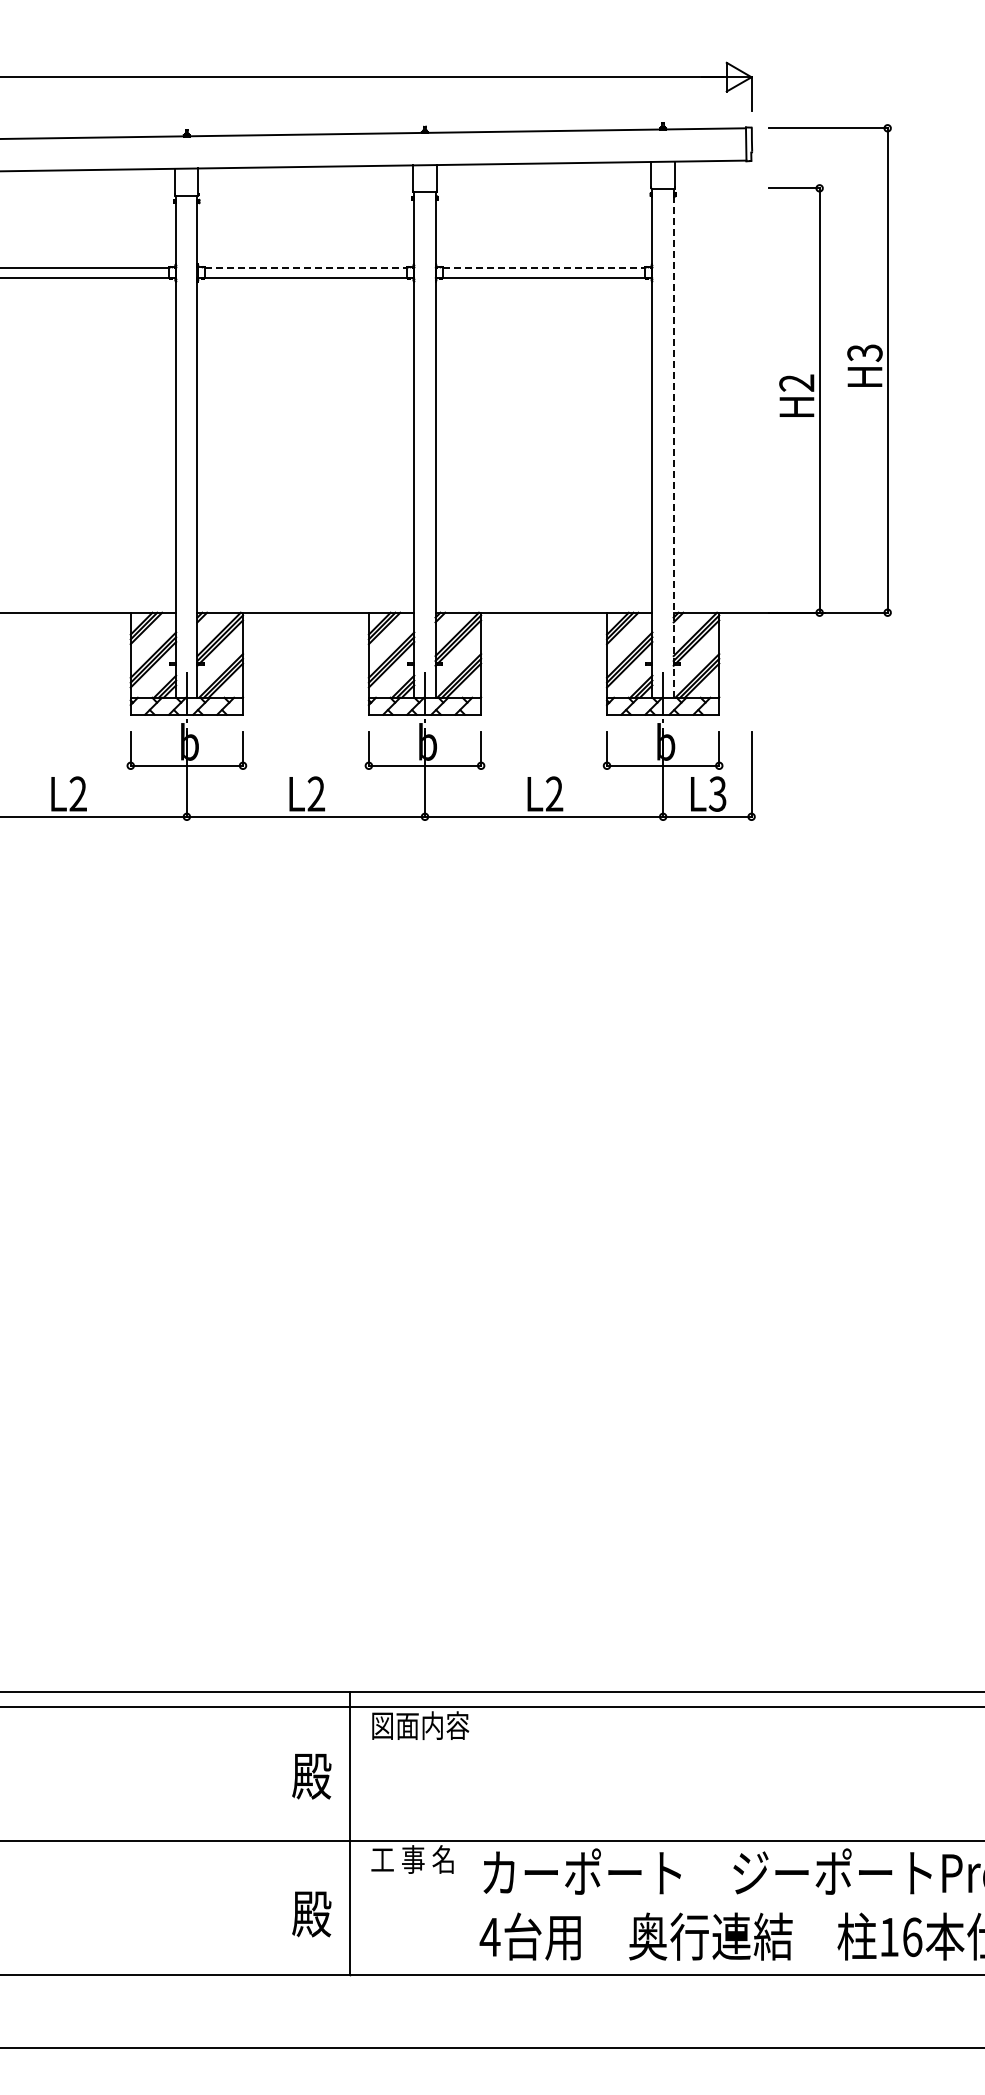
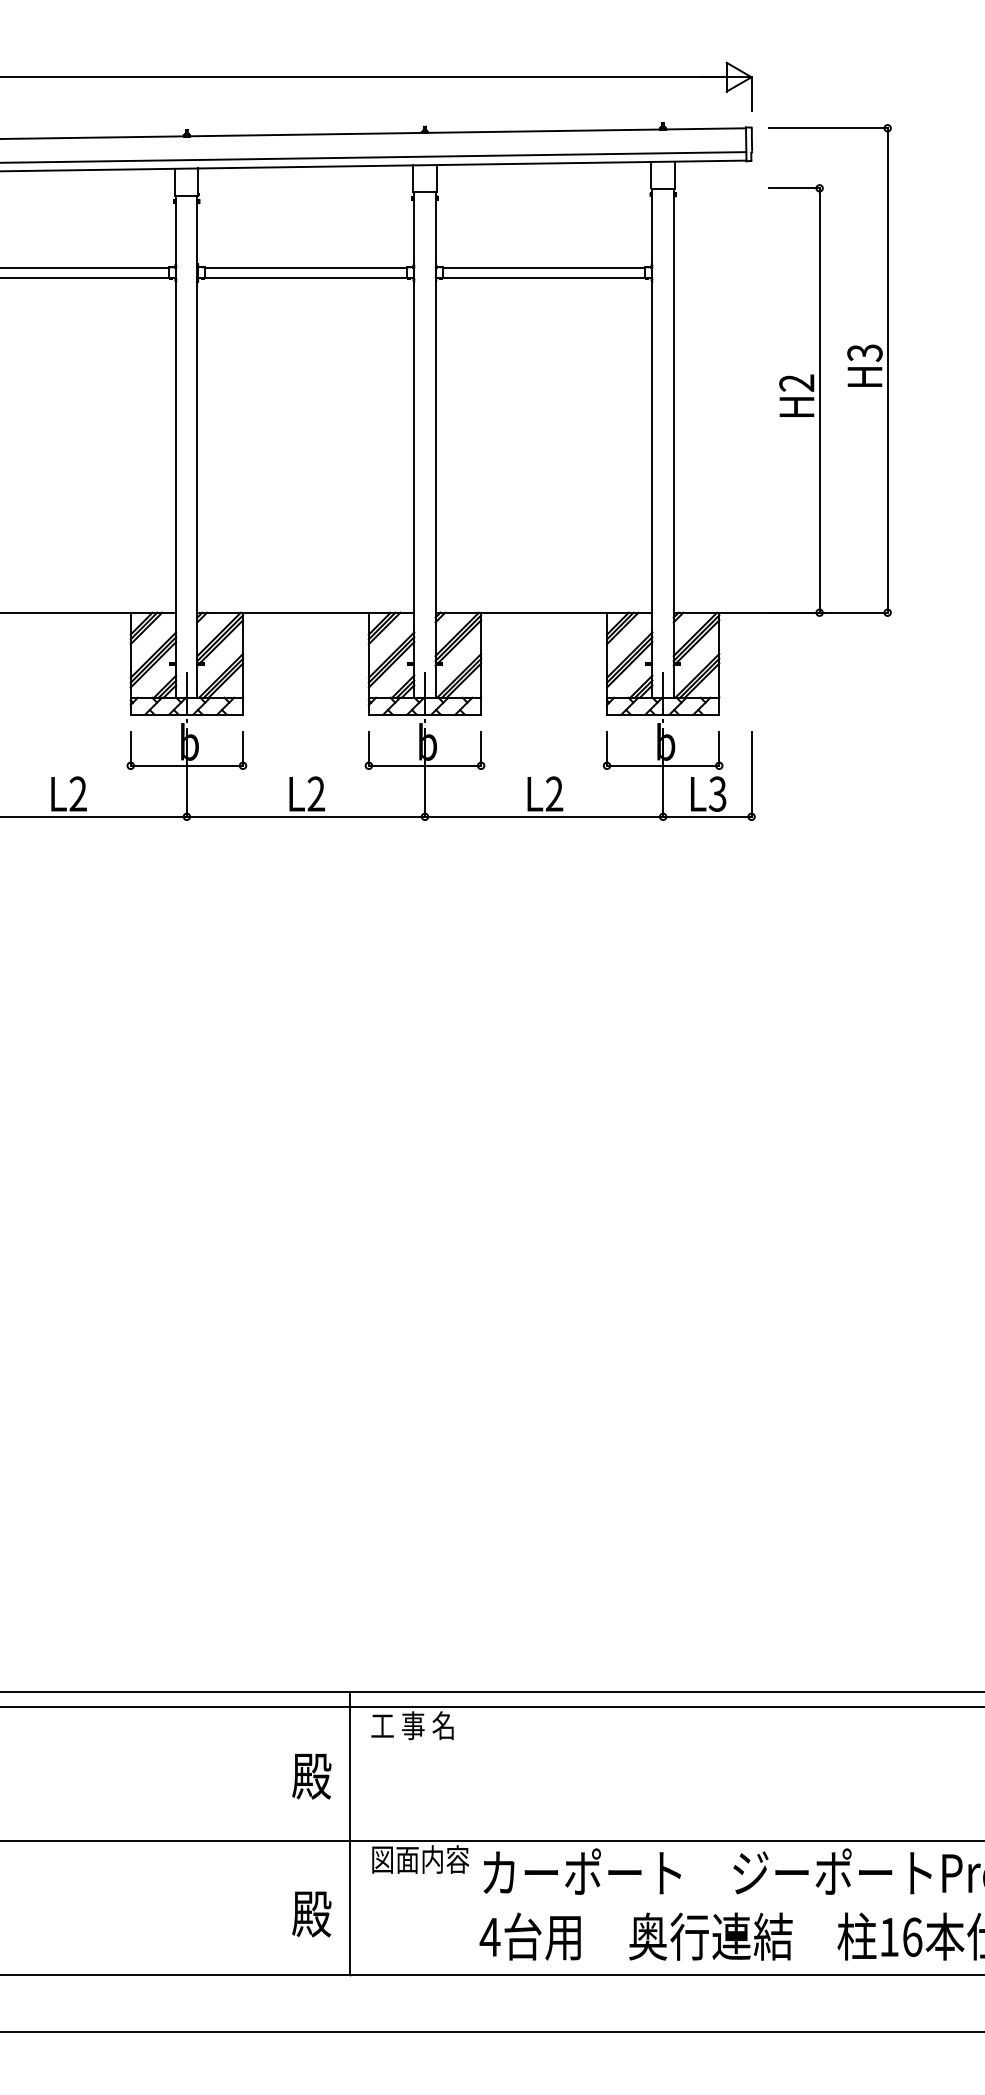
line: none -> present (374, 157)
line: dashed -> solid (306, 267)
line: dashed -> solid (544, 267)
line: dashed -> solid (673, 442)
text: 図面内容 -> 工 事 名 (420, 1725)
text: 工 事 名 -> 図面内容 (420, 1859)
line position: (491, 2048) -> (491, 2032) (491, 2032)
